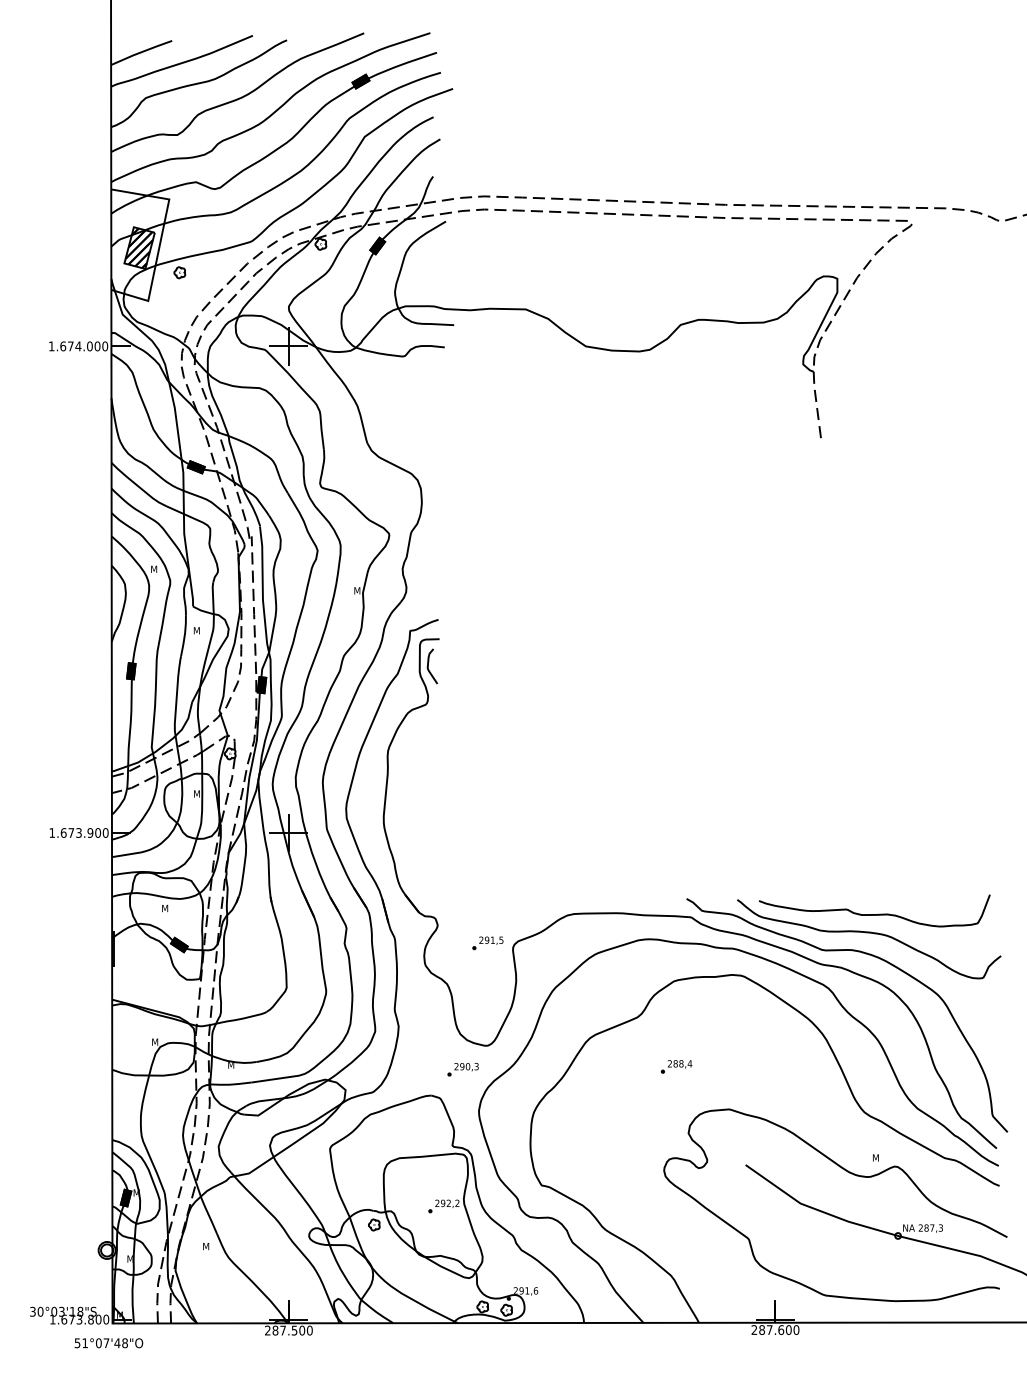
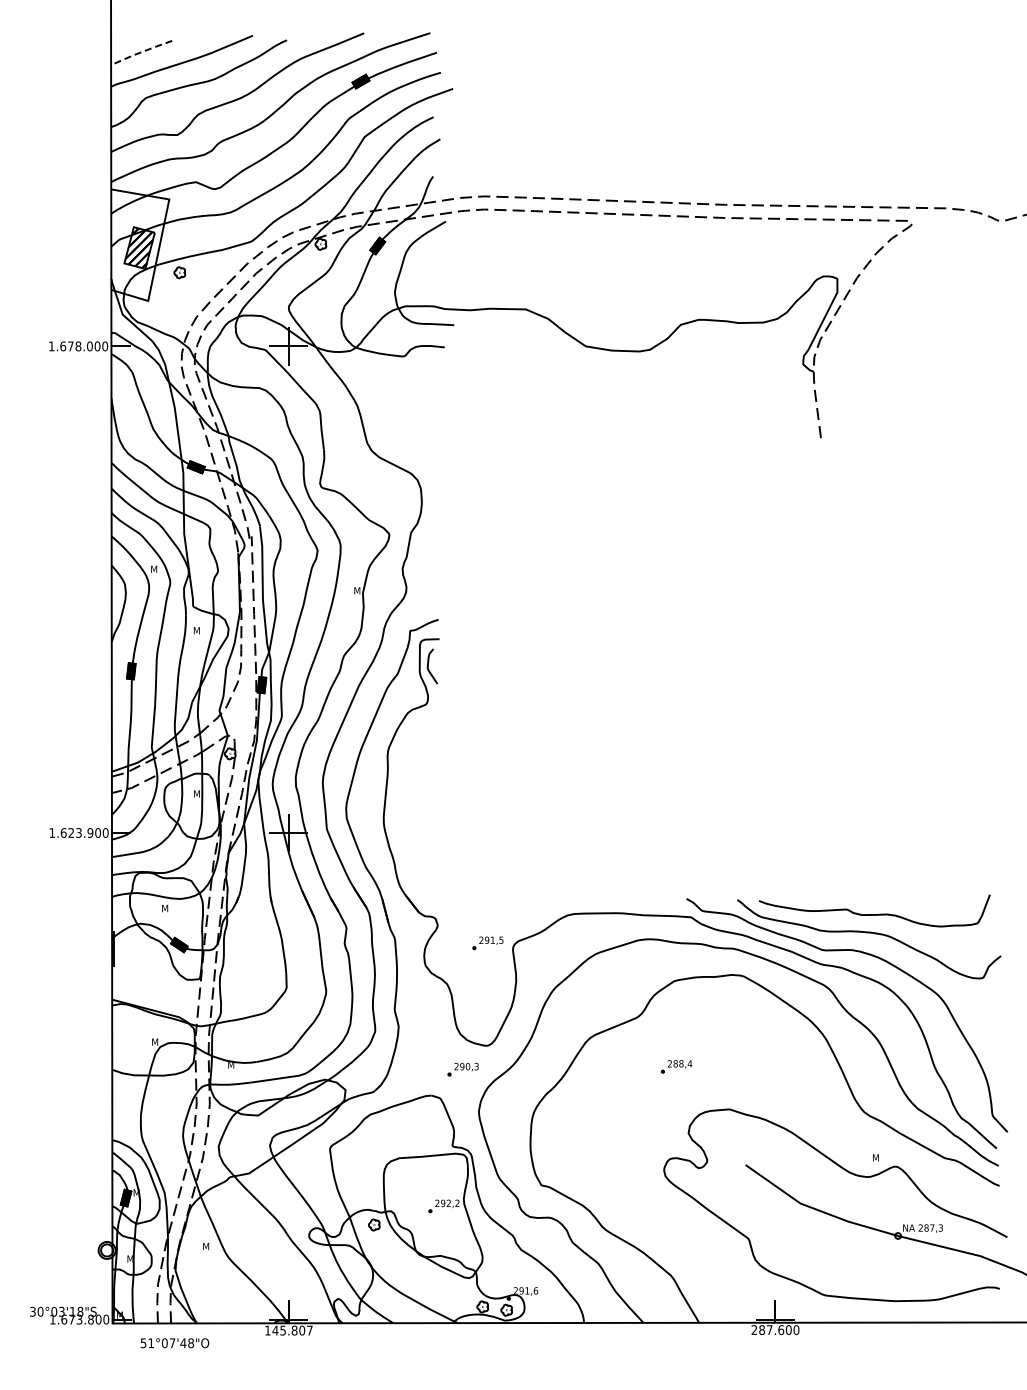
line: solid -> dashed (141, 52)
text: 1.674.000 -> 1.678.000 (78, 346)
text: 1.673.900 -> 1.623.900 (71, 832)
text: 287.500 -> 145.807 (288, 1330)
text position: (108, 1343) -> (174, 1343) (174, 1343)
